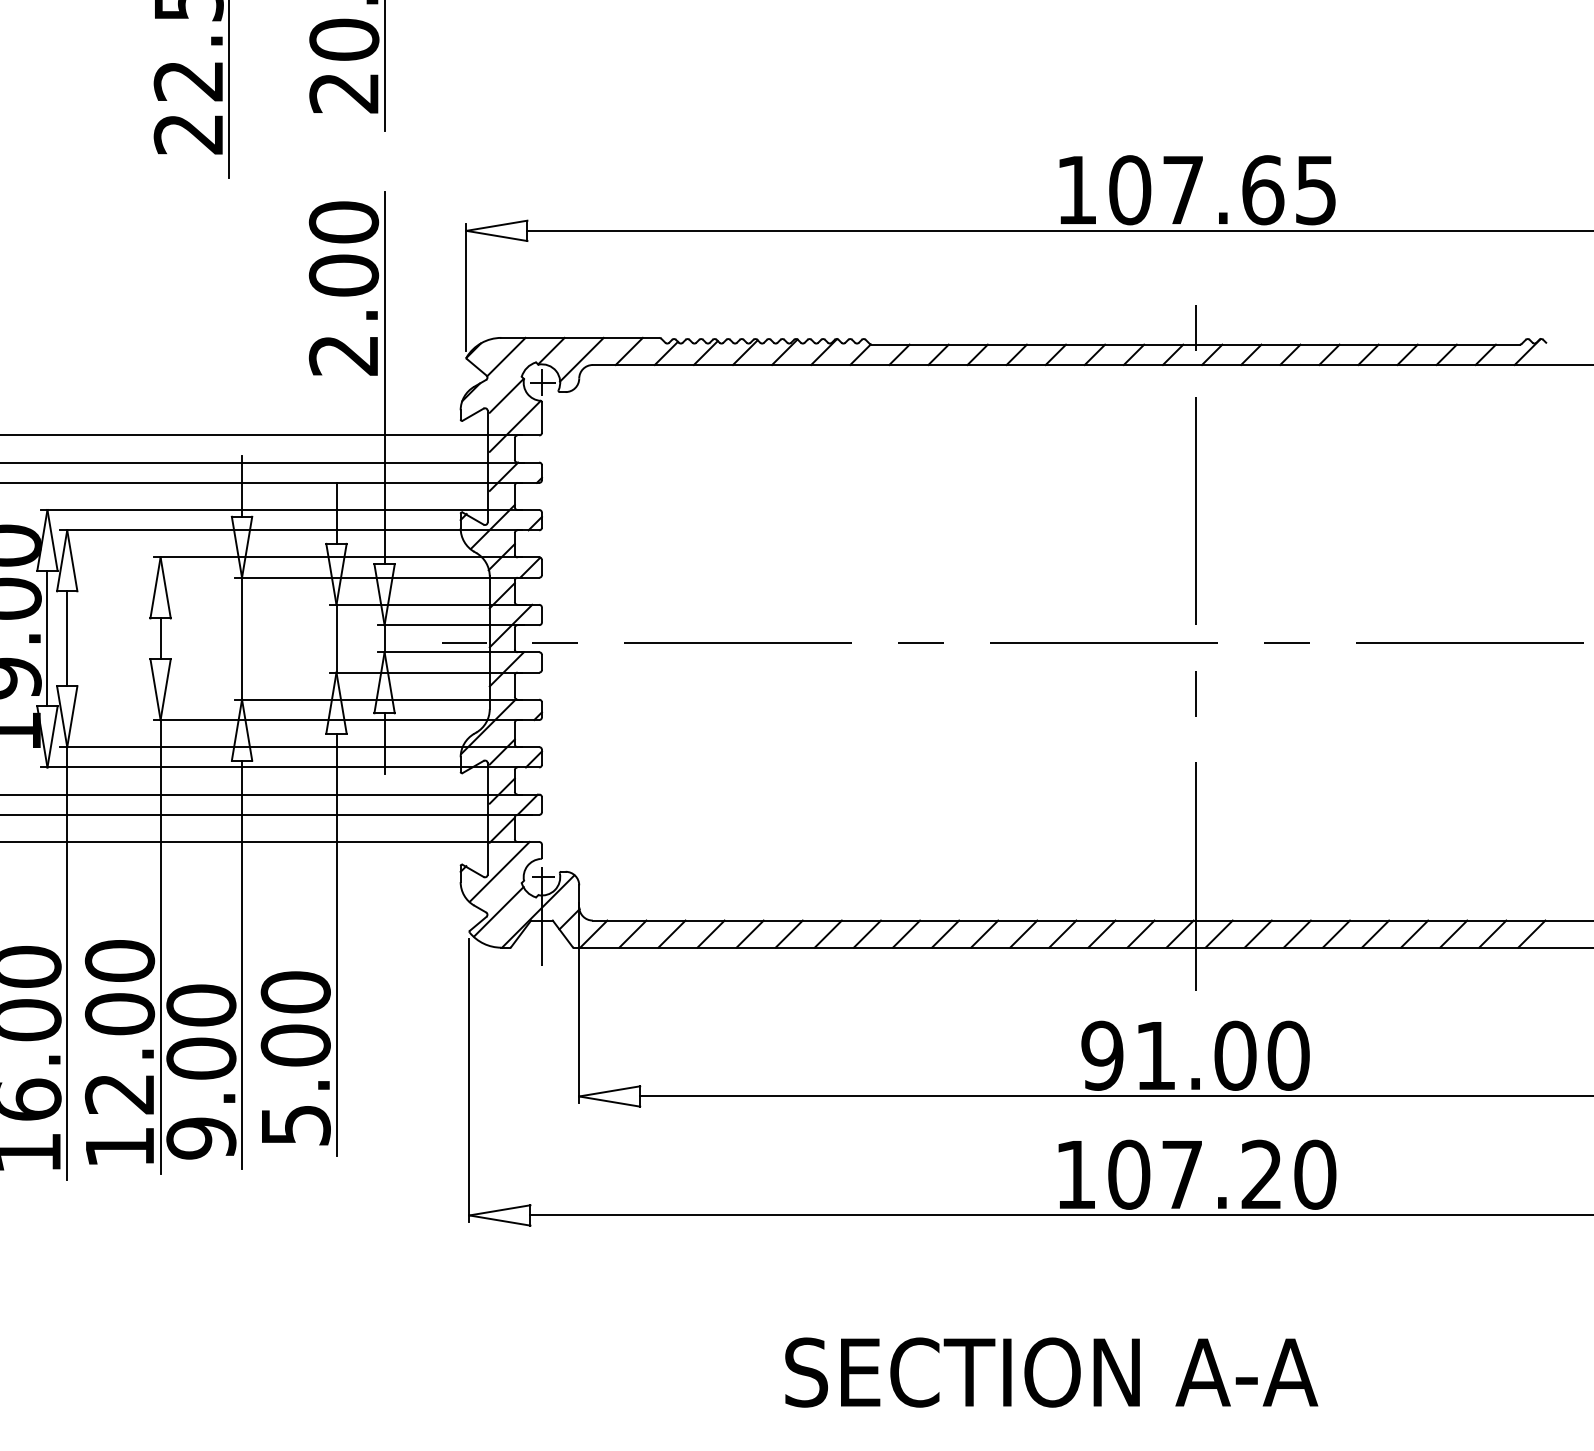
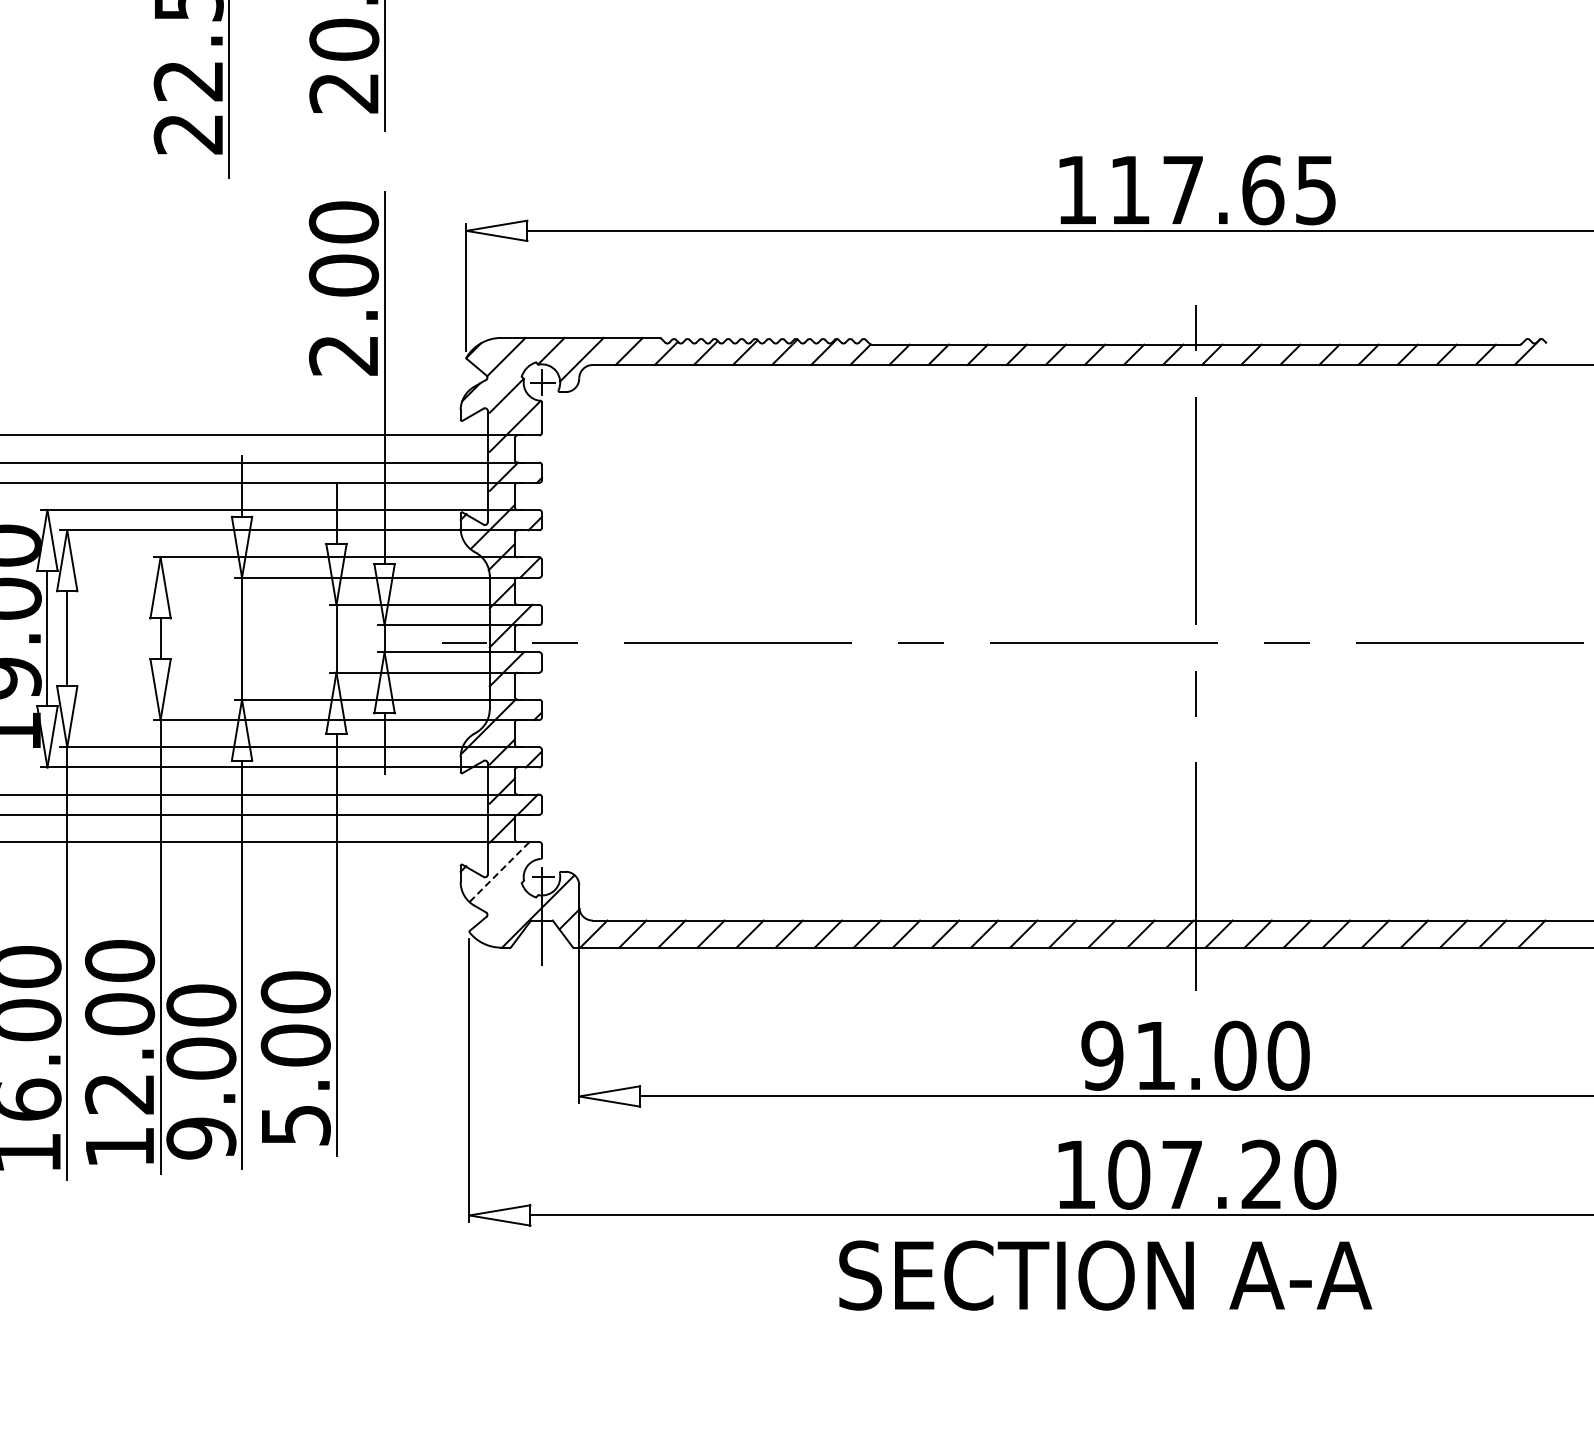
text: 107.65 -> 117.65 (1130, 190)
line: solid -> dashed (500, 871)
line: present -> none (498, 911)
text position: (1051, 1372) -> (1105, 1275) (1105, 1275)
